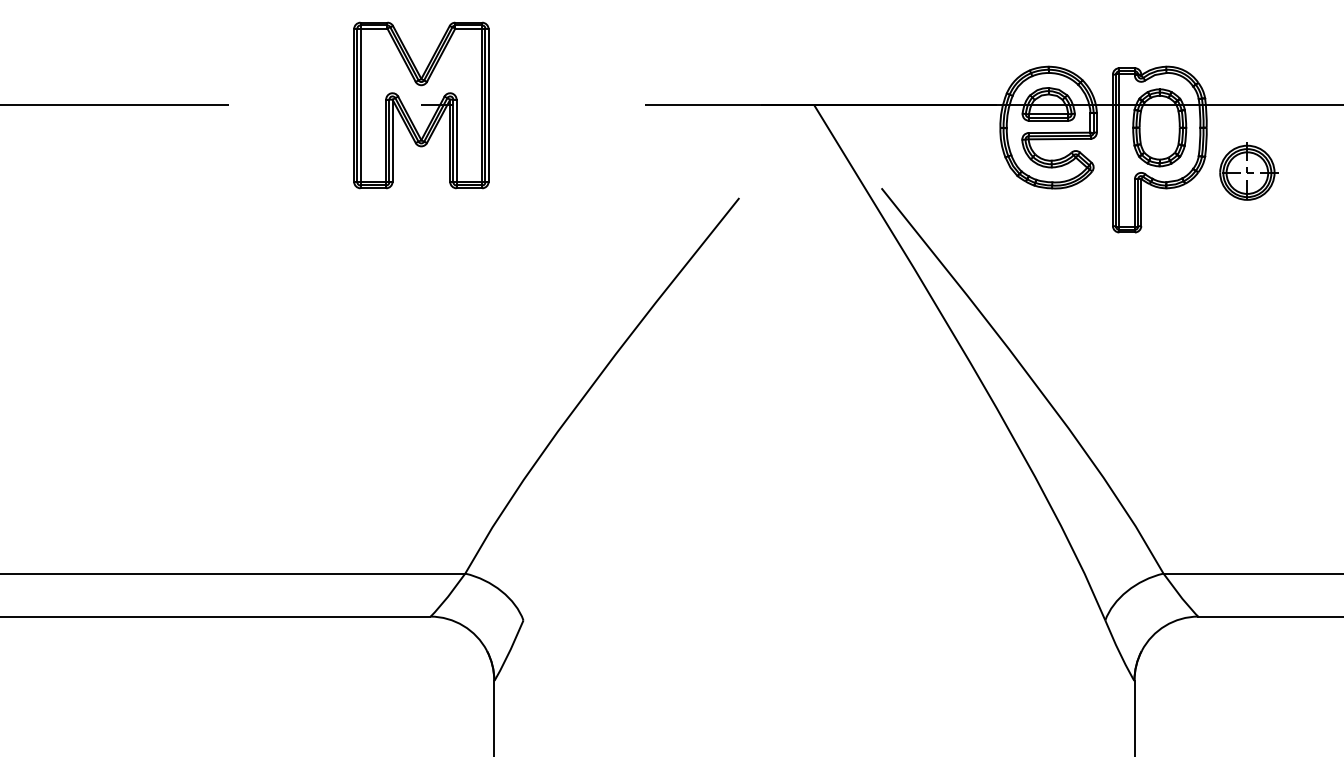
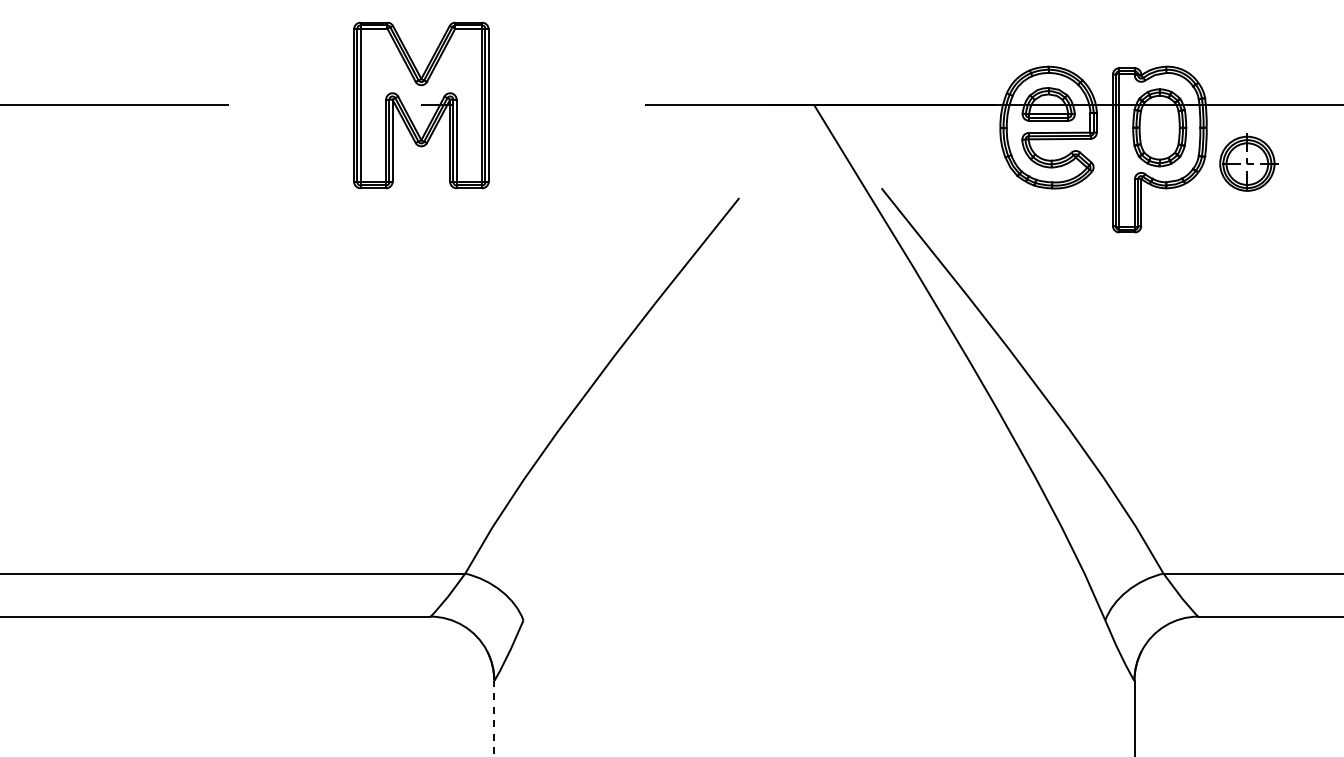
part position: (1248, 171) -> (1248, 162) (1248, 162)
line: solid -> dashed (494, 718)
